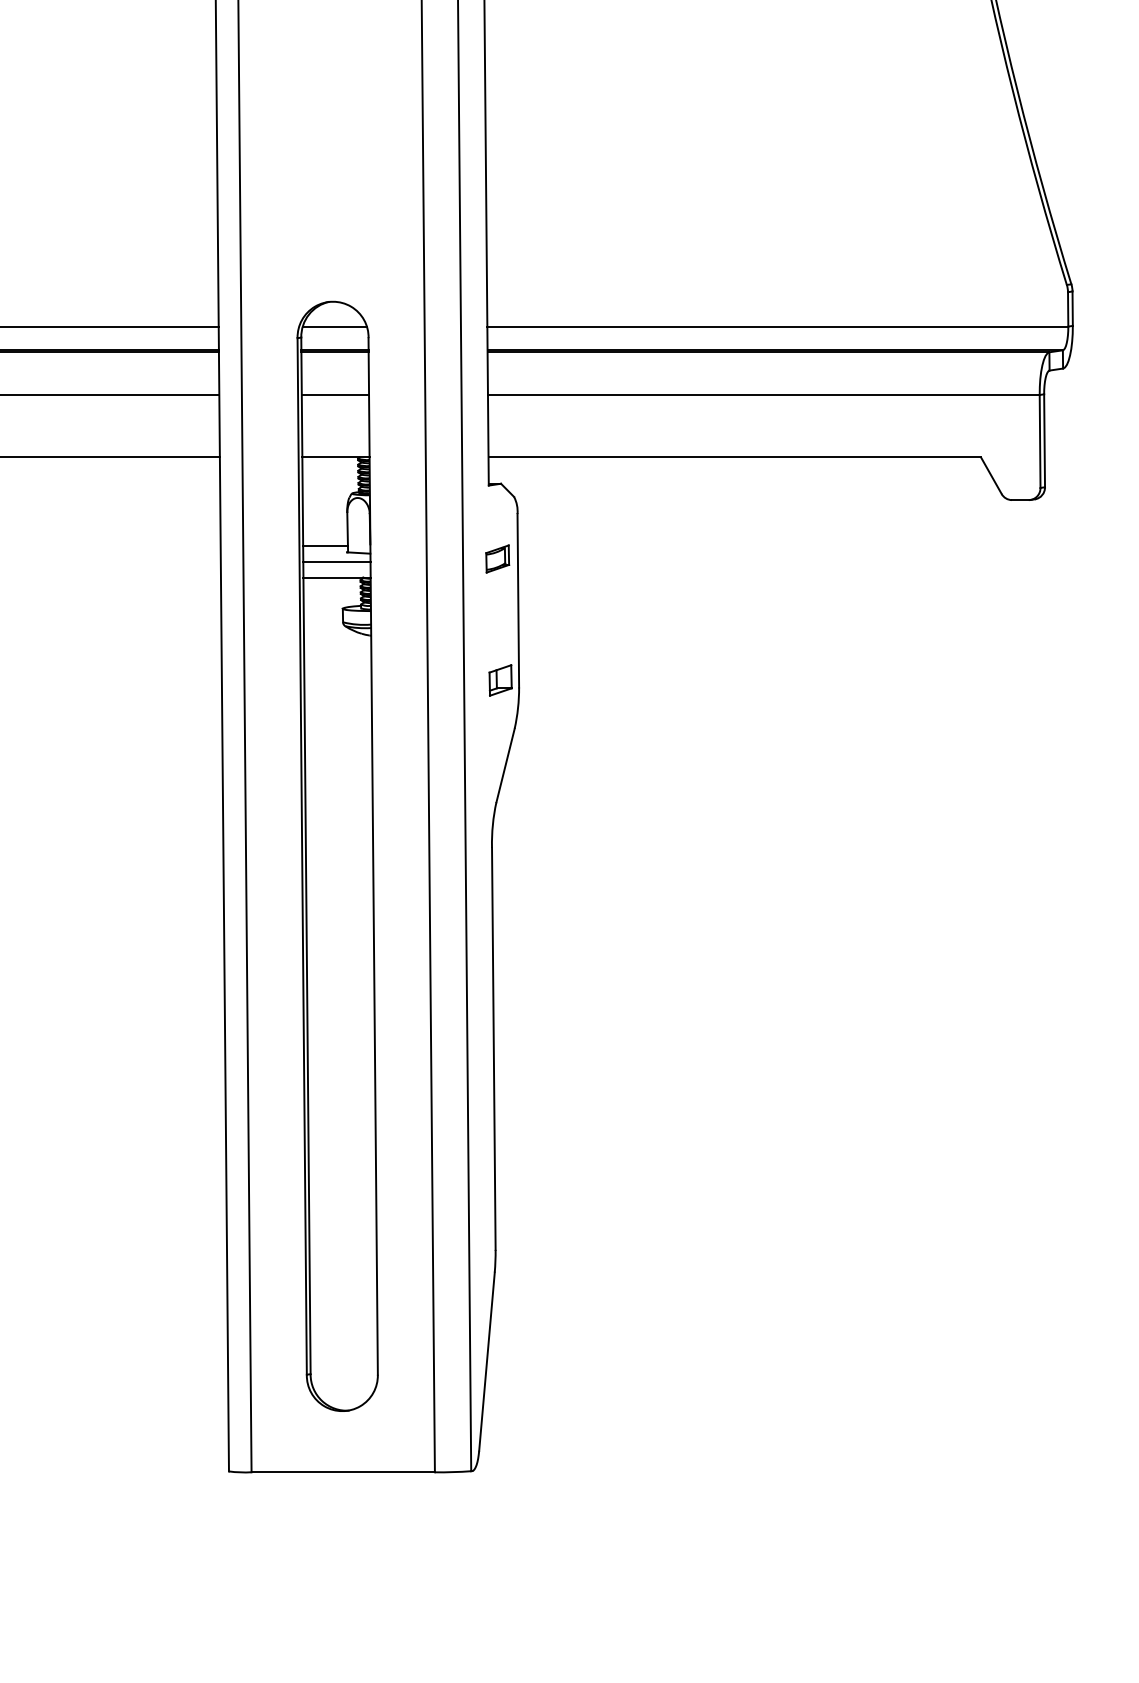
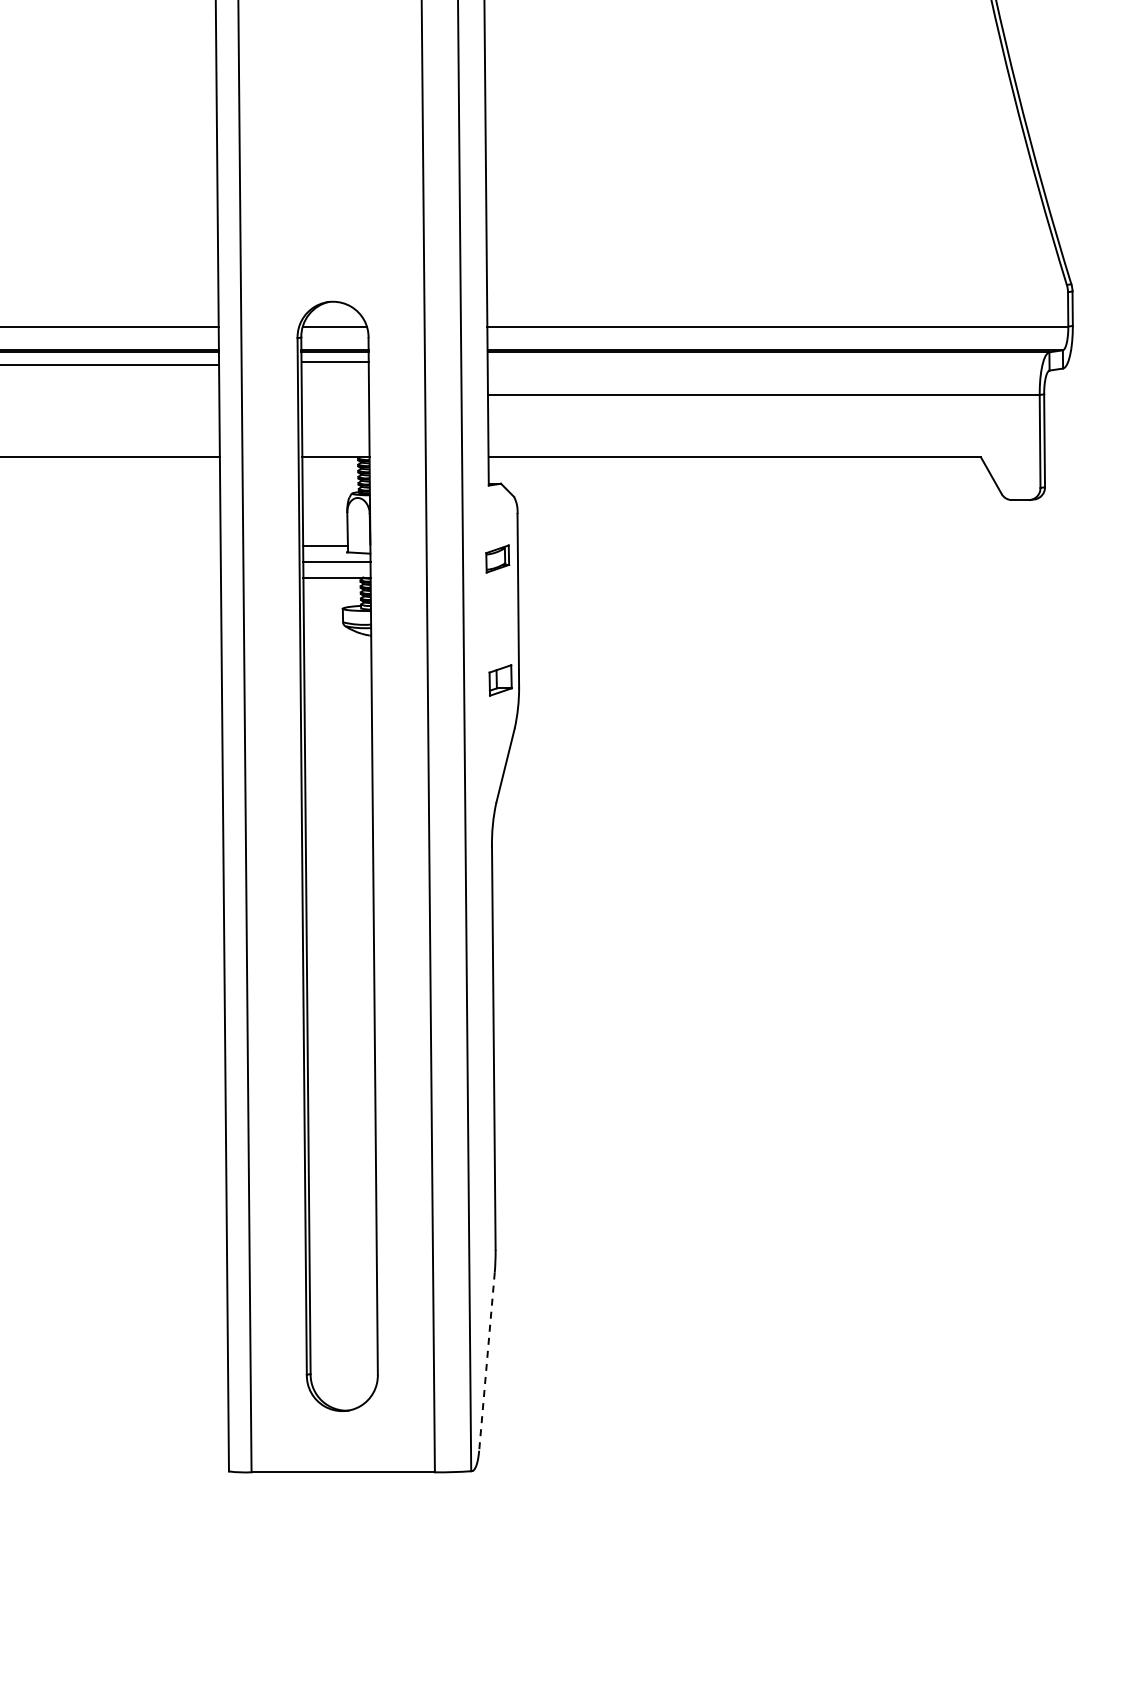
line position: (110, 394) -> (110, 364) (110, 364)
line position: (335, 394) -> (335, 361) (335, 361)
line: solid -> dashed (486, 1362)
